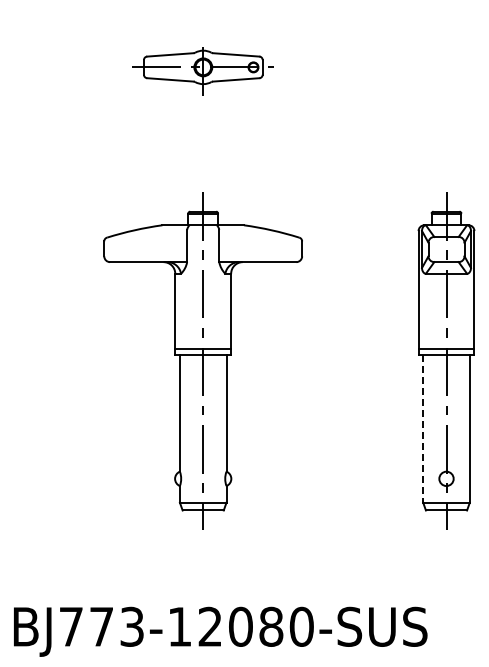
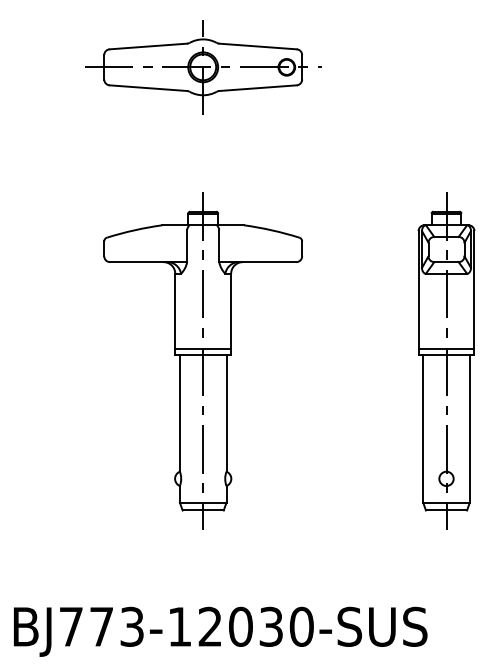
part size: 142x49 px -> 237x95 px (203, 67)
line: dashed -> solid (423, 429)
text: BJ773-12080-SUS -> BJ773-12030-SUS (271, 626)
